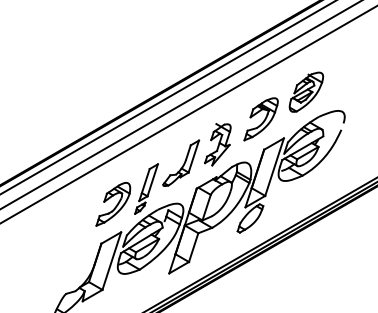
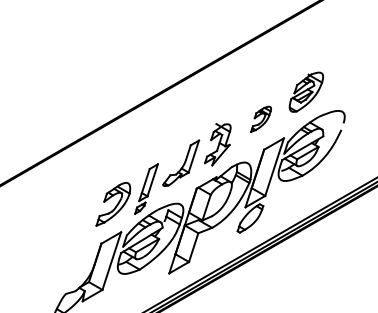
line: present -> none (167, 97)
line: present -> none (180, 105)
line: present -> none (188, 114)
part size: 36x45 px -> 22x28 px (260, 118)
